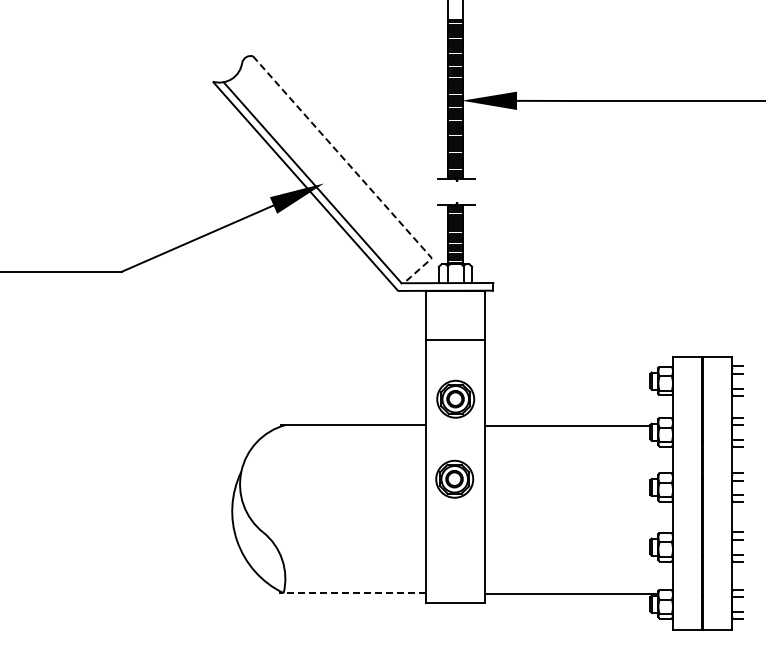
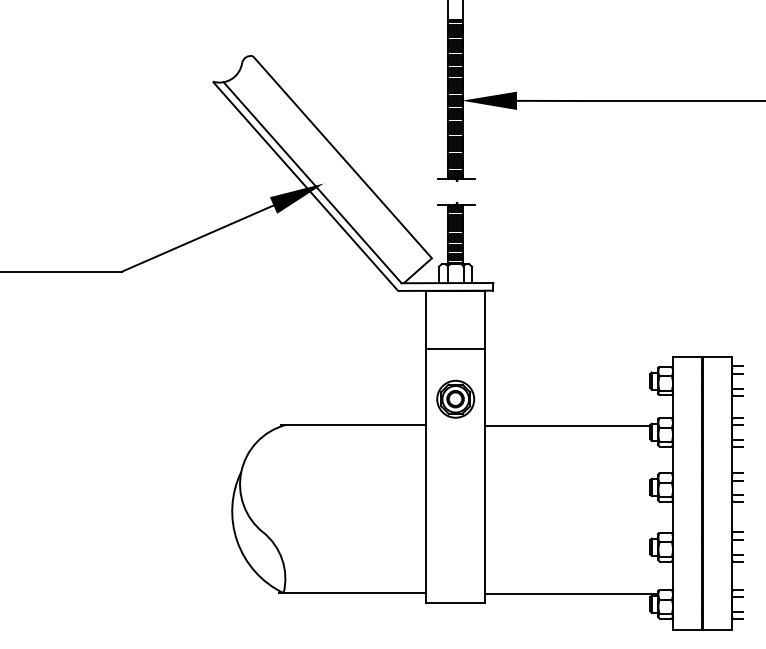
line: dashed -> solid (355, 172)
line position: (454, 339) -> (454, 348) (454, 348)
part: present -> none (454, 478)
line: dashed -> solid (351, 593)
